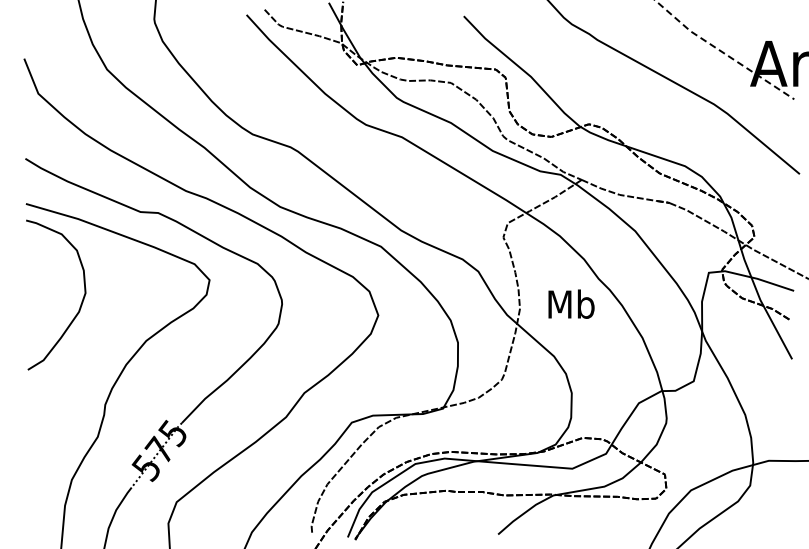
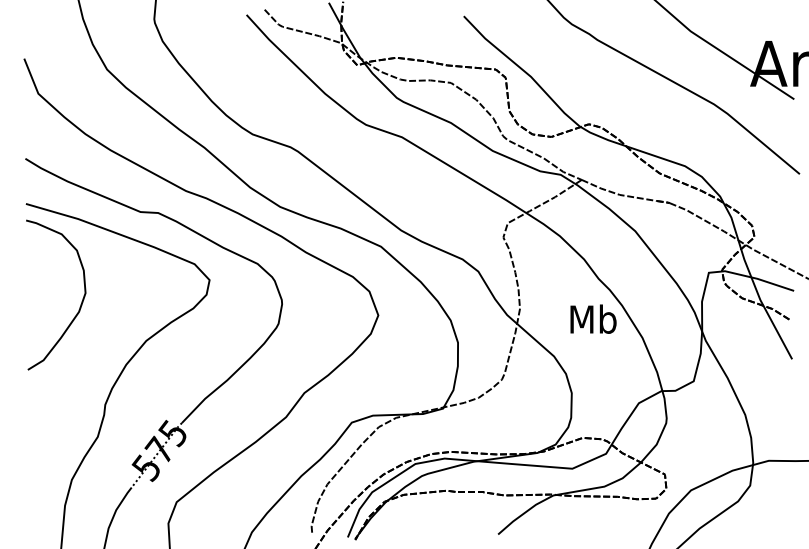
line: dashed -> solid (722, 52)
text position: (571, 303) -> (593, 318) (593, 318)
